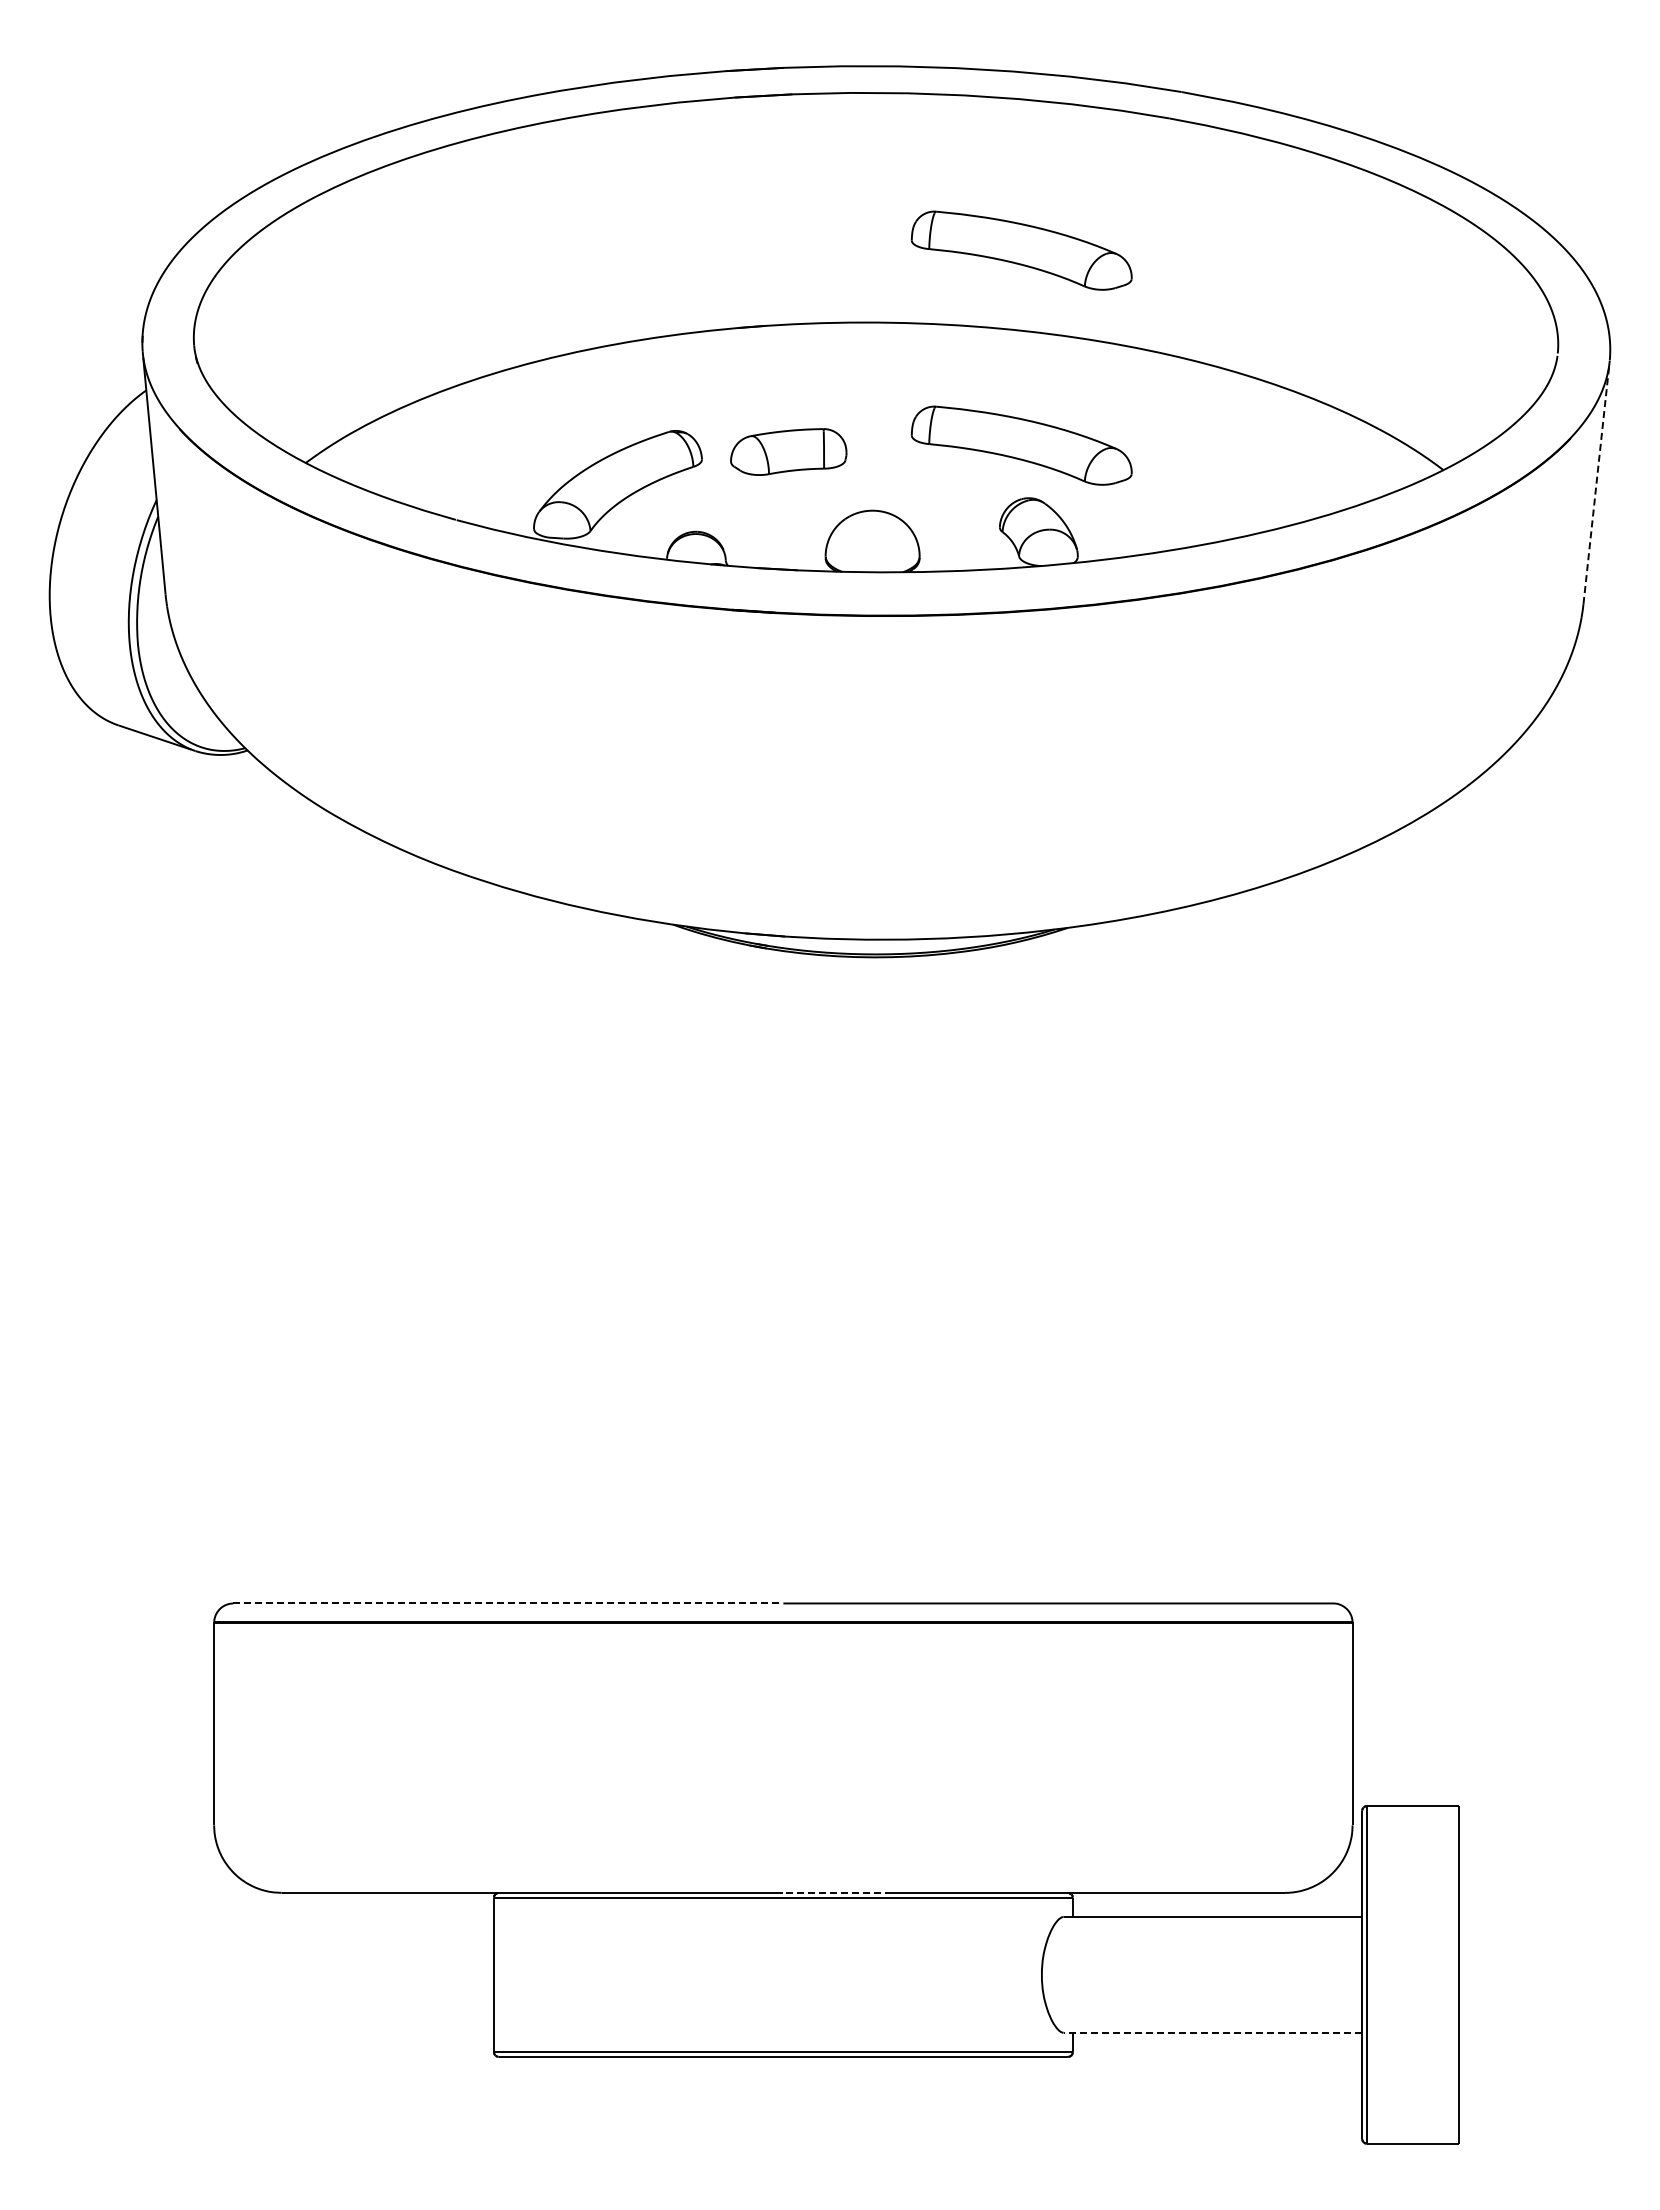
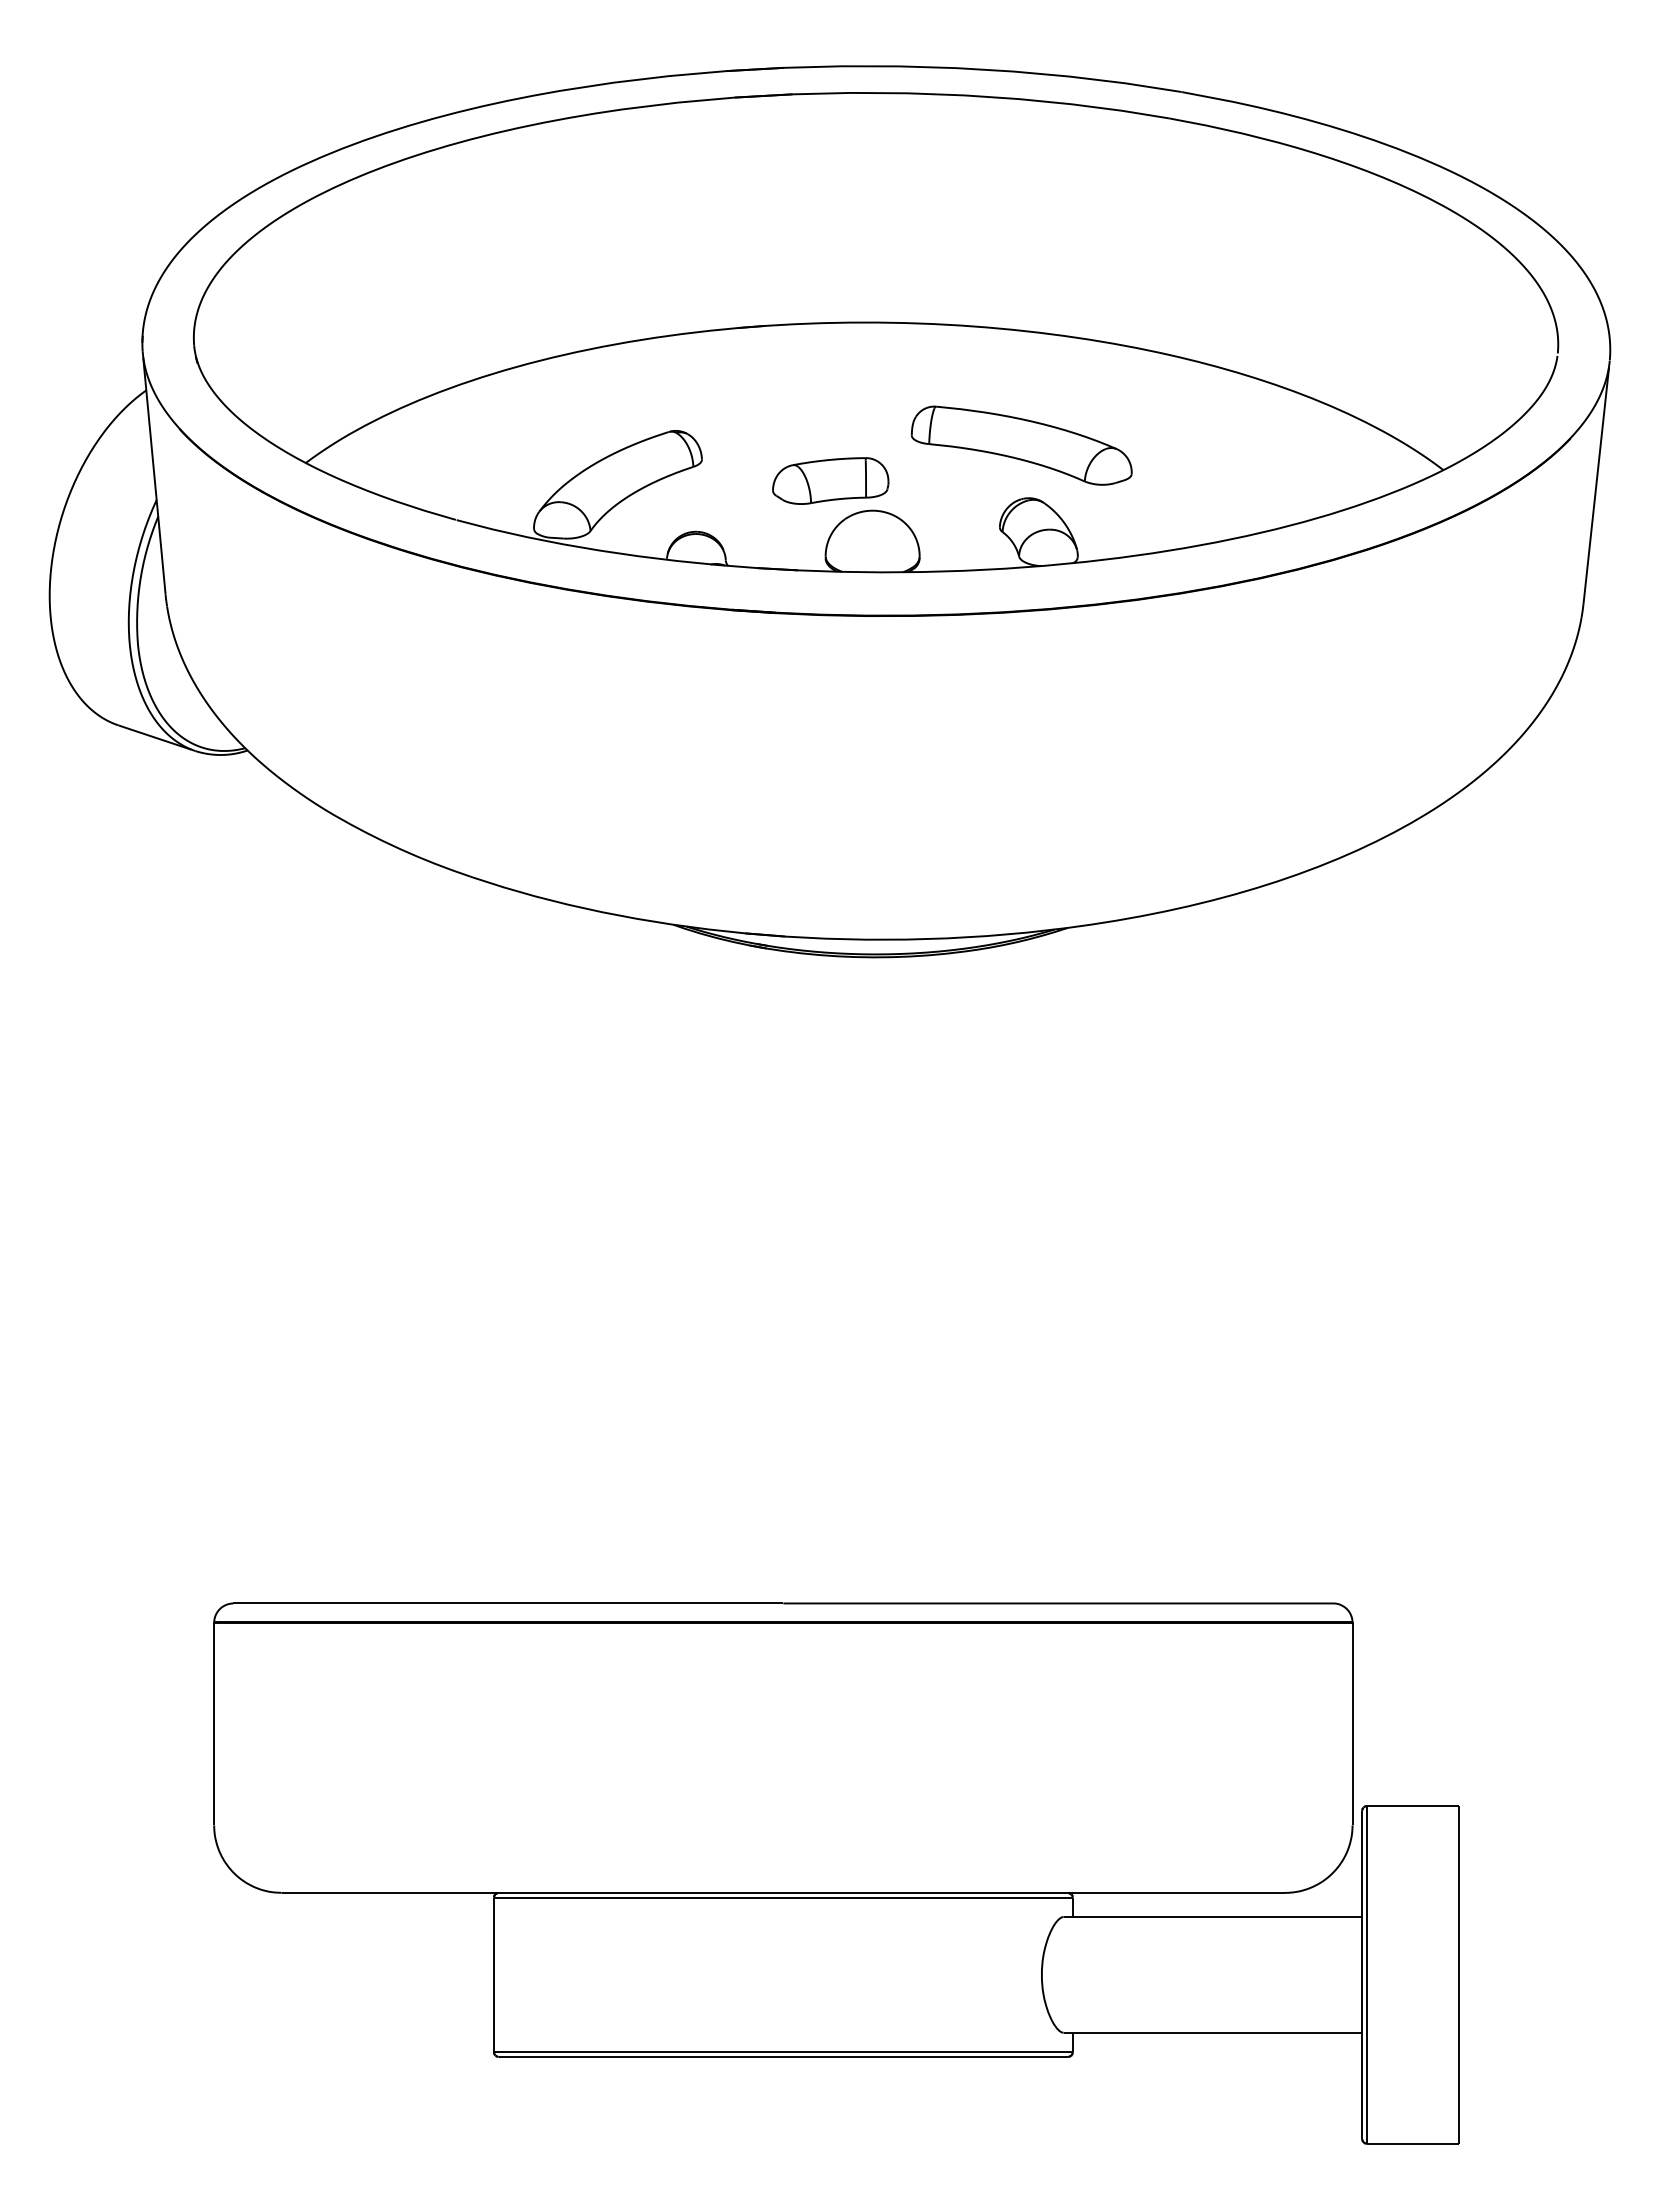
part: present -> none (1021, 250)
part position: (788, 451) -> (830, 480) (830, 480)
line: dashed -> solid (1596, 486)
line: dashed -> solid (508, 1603)
line: dashed -> solid (837, 1892)
line: dashed -> solid (1212, 2032)
